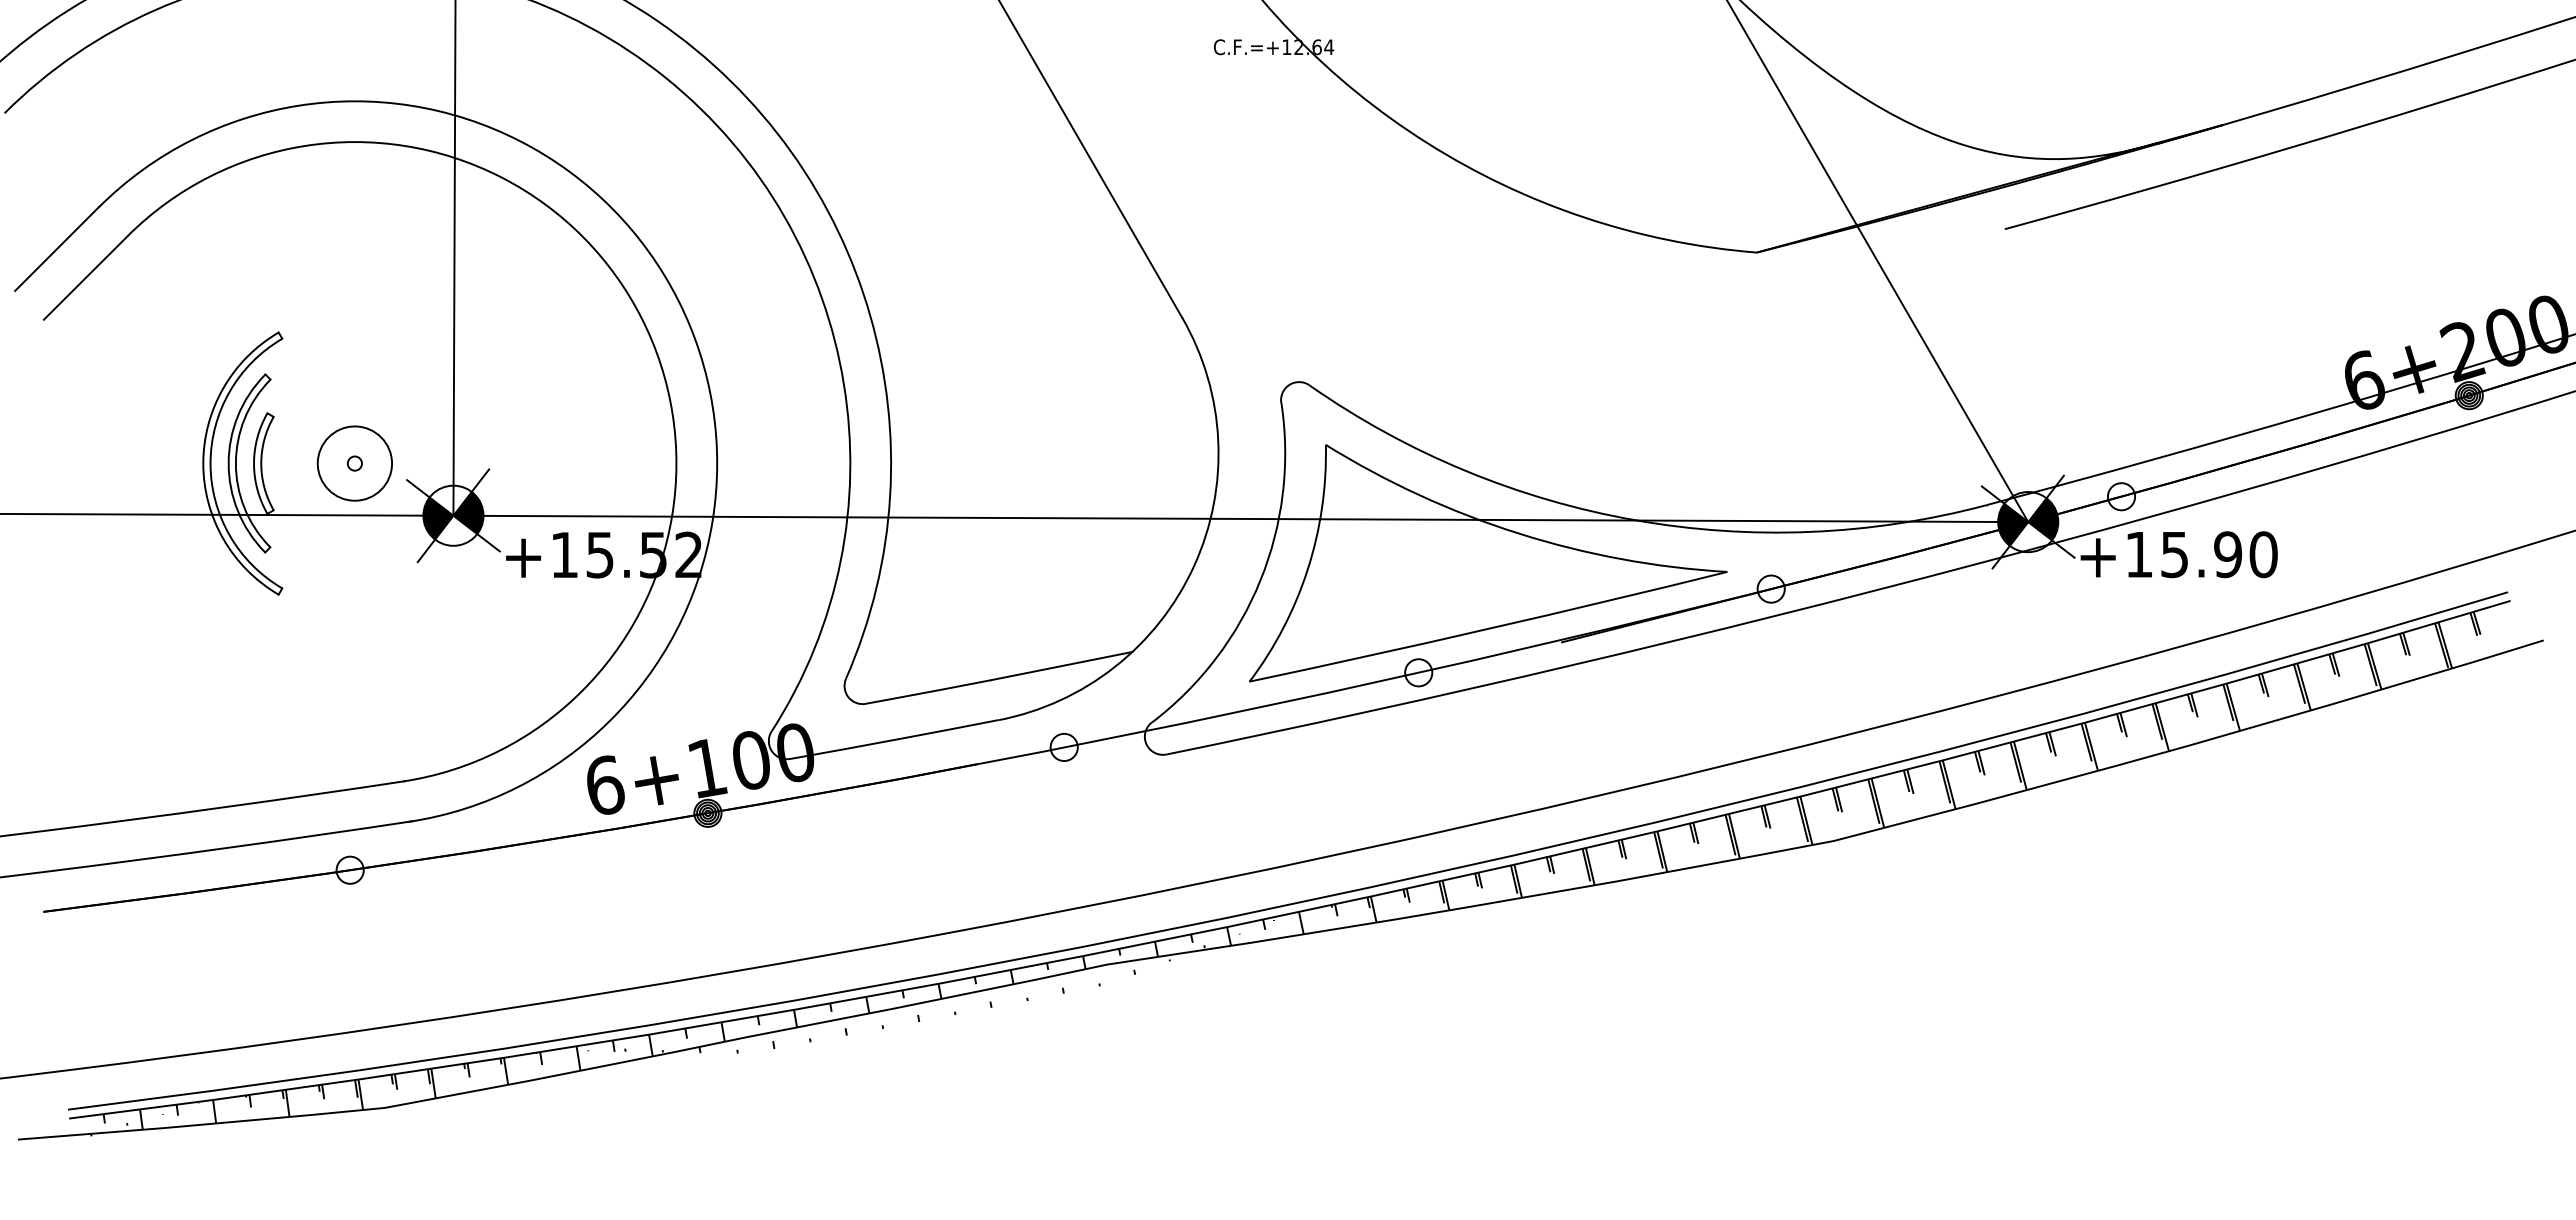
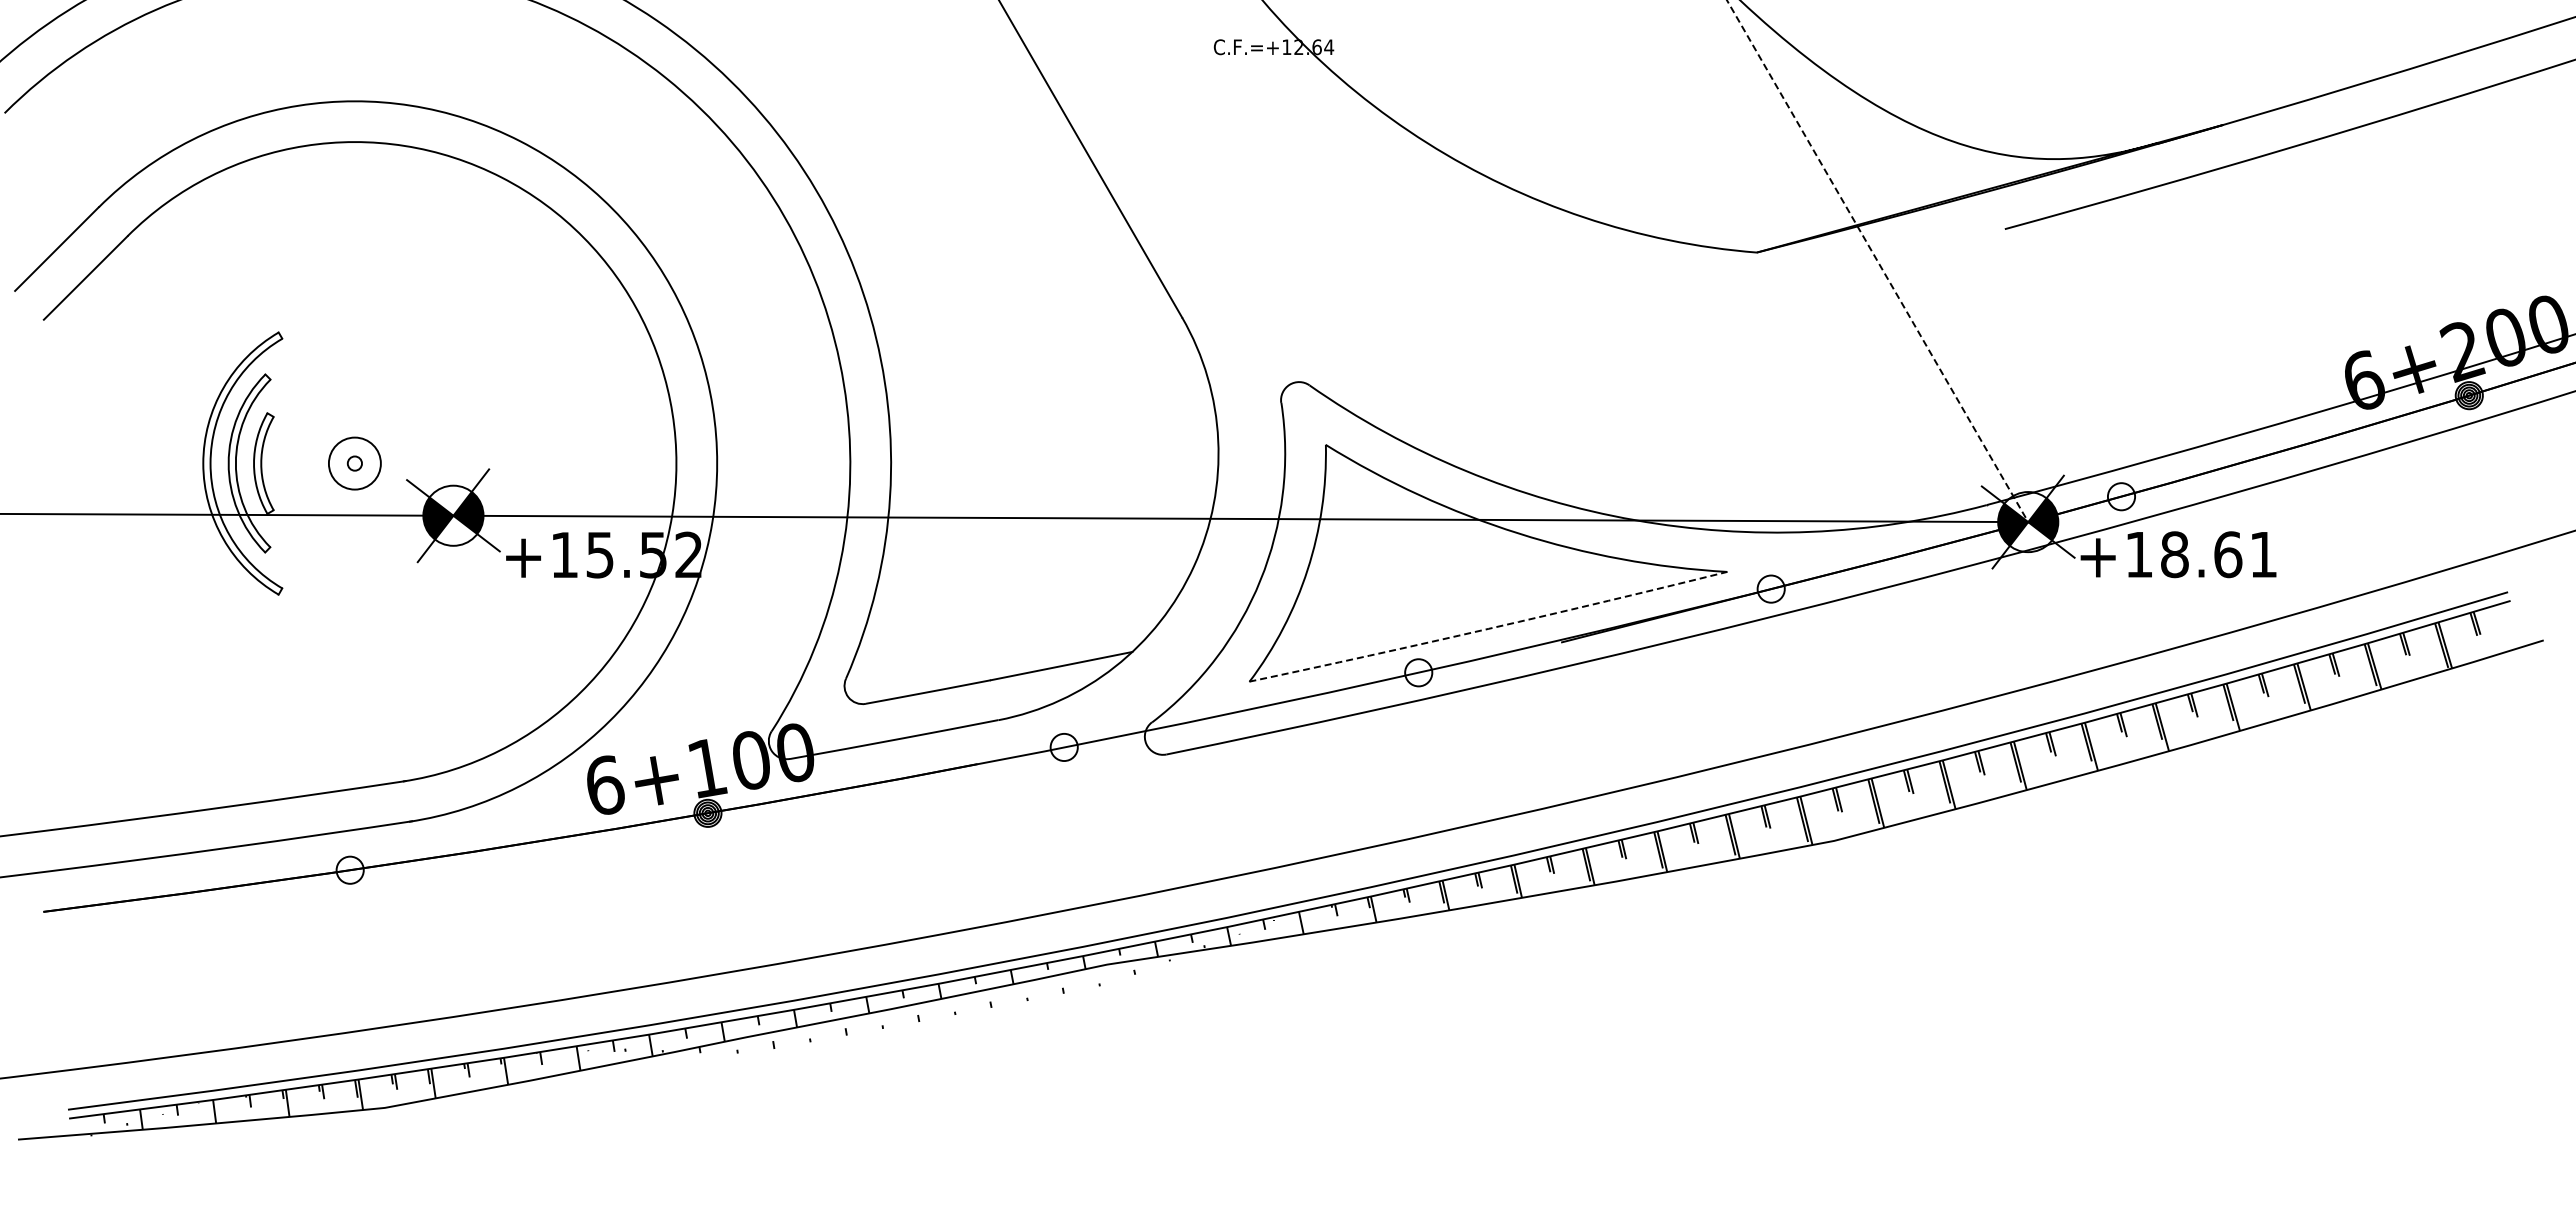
line: present -> none (454, 258)
line: solid -> dashed (1877, 261)
circle diameter: 74 px -> 52 px (354, 463)
text: +15.90 -> +18.61 (2219, 554)
line: solid -> dashed (1488, 628)
